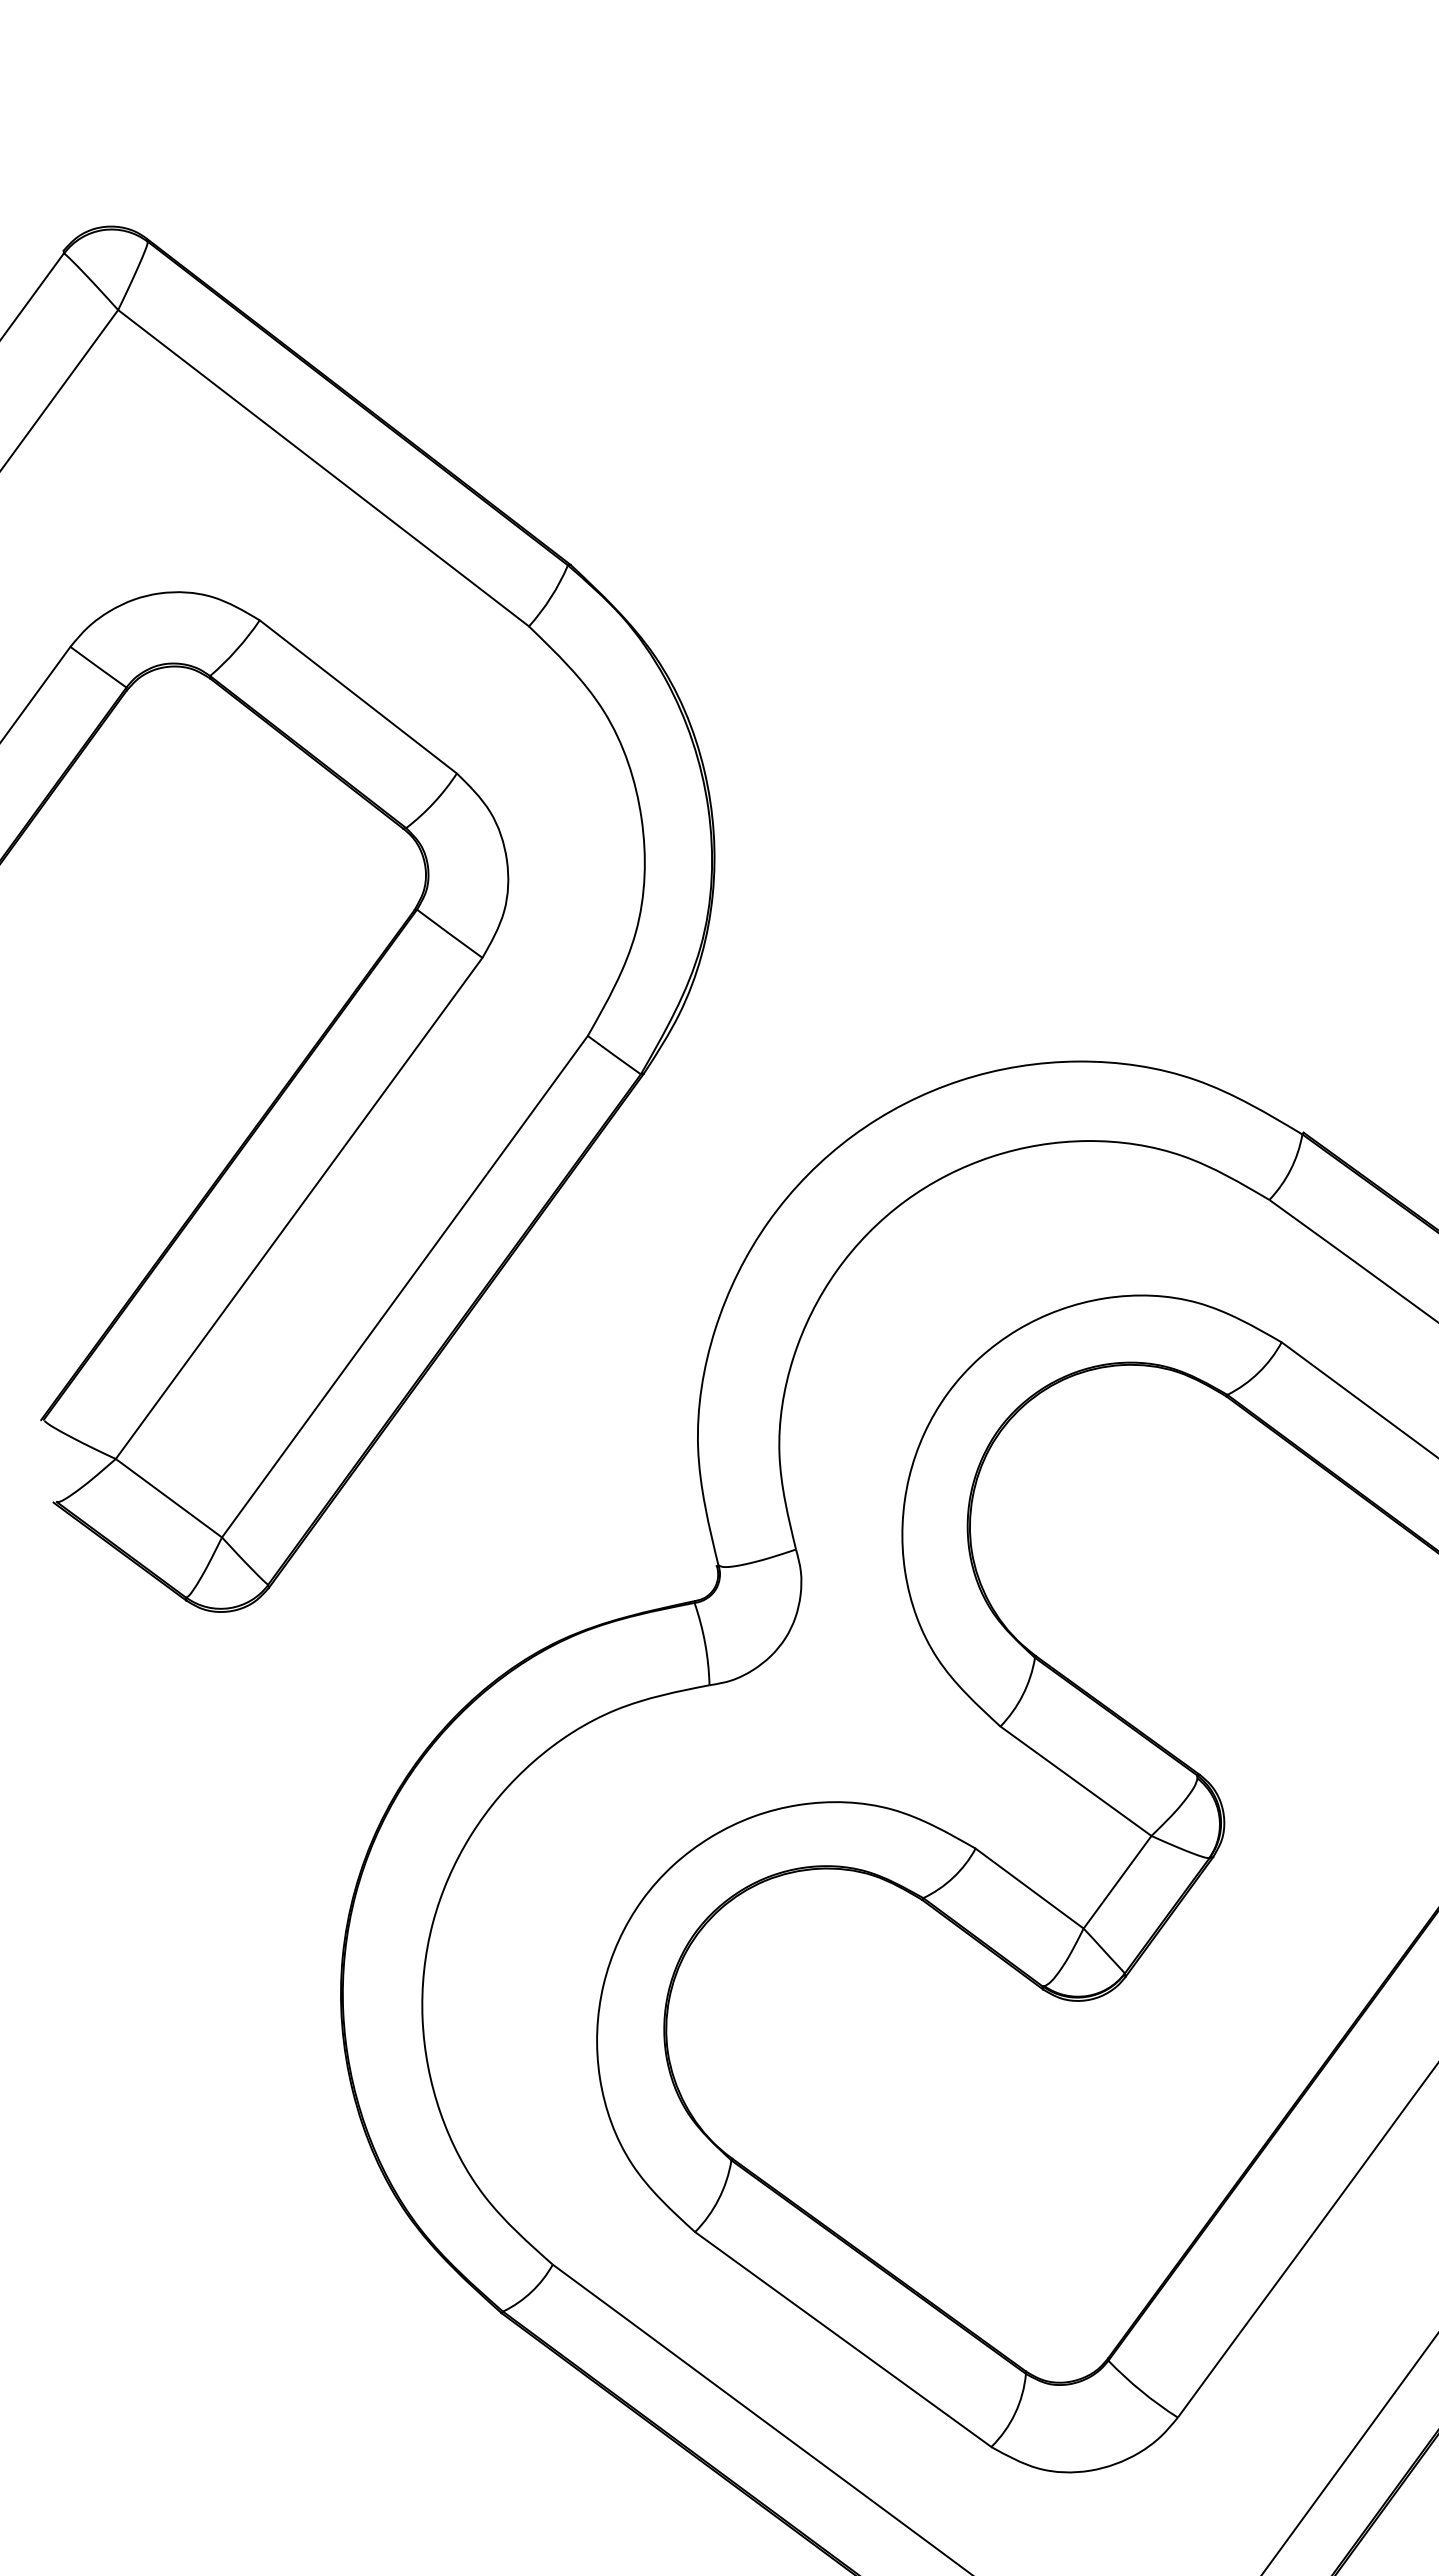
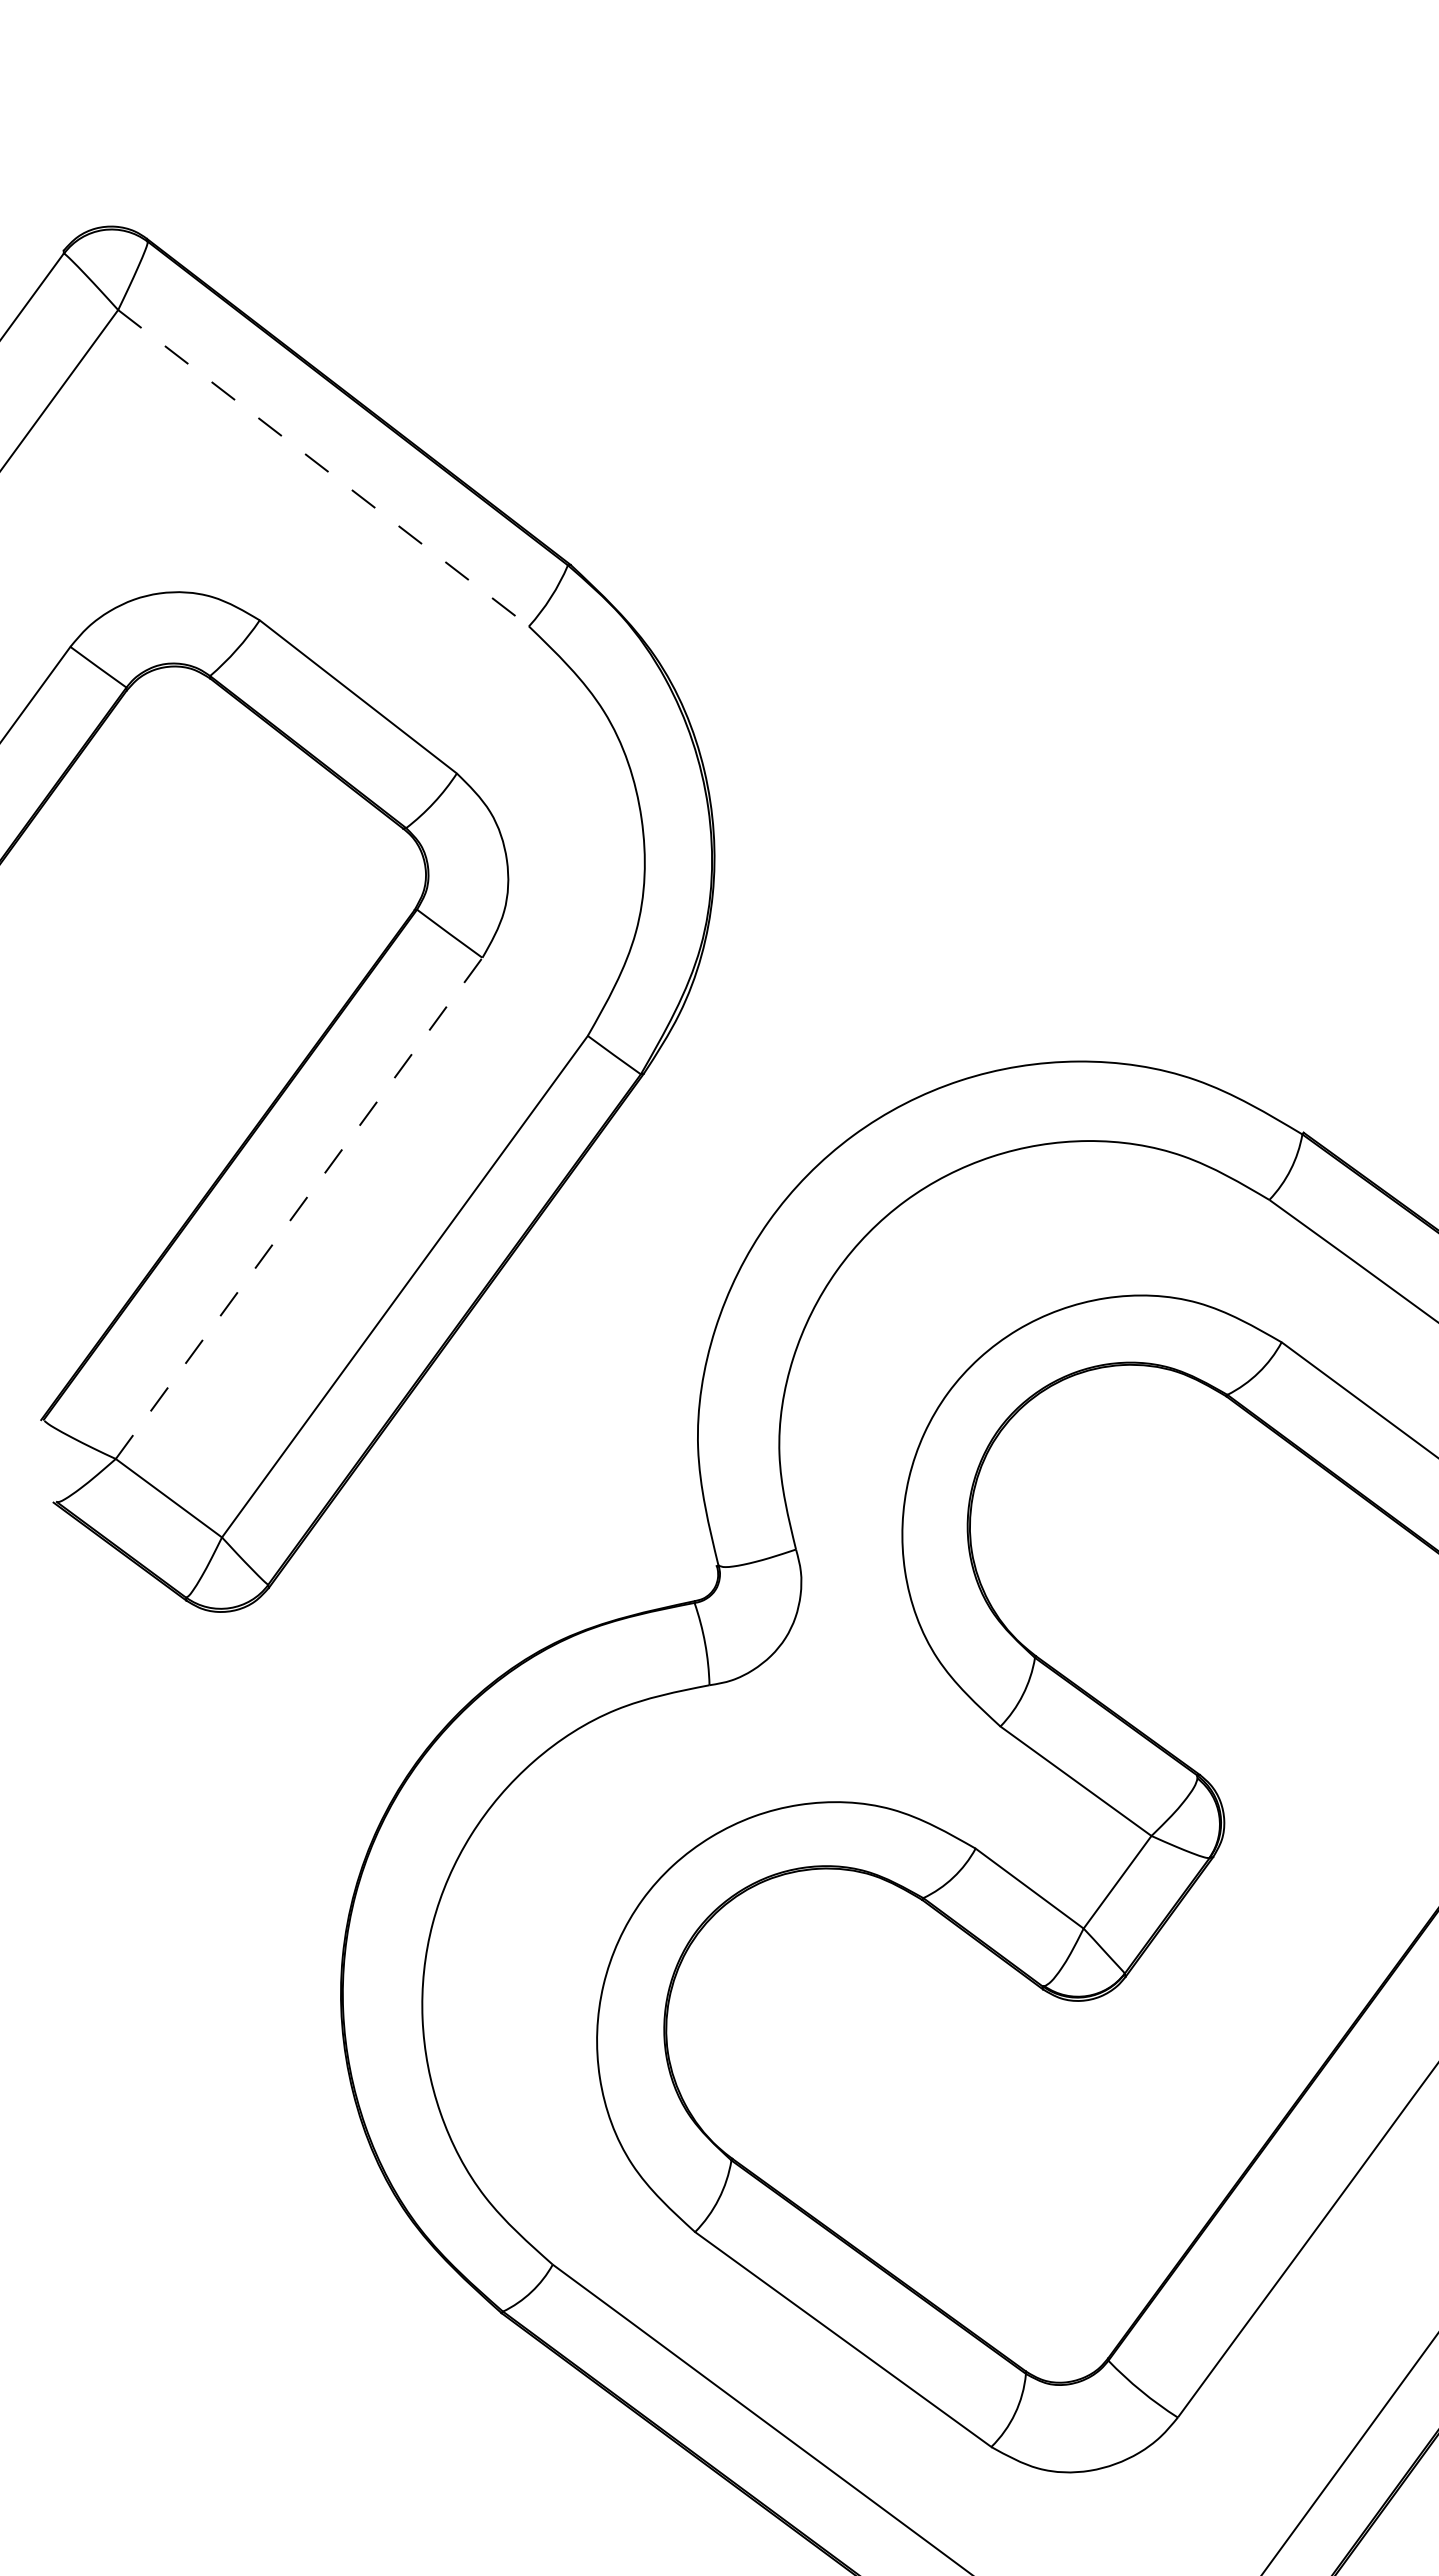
line: solid -> dashed (323, 468)
line: solid -> dashed (299, 1208)
